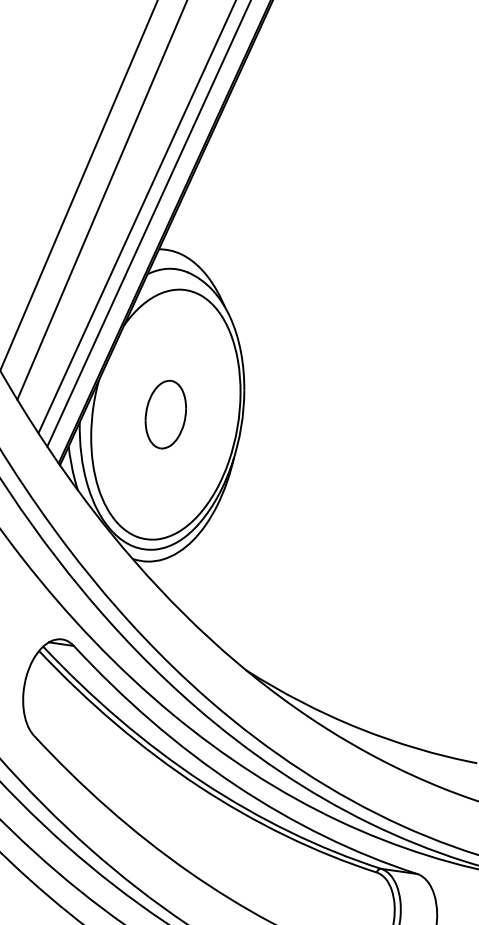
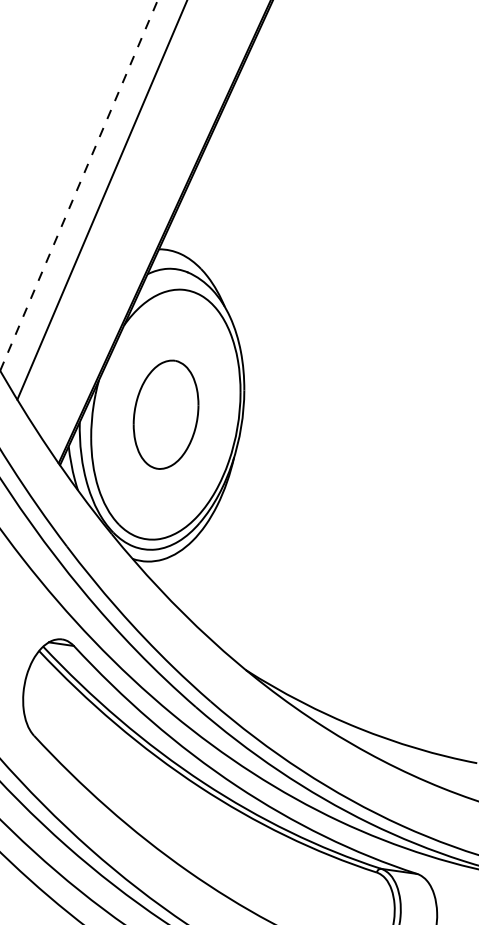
line: solid -> dashed (78, 185)
line: present -> none (136, 217)
line: present -> none (148, 224)
part size: 43x71 px -> 68x111 px (165, 414)
